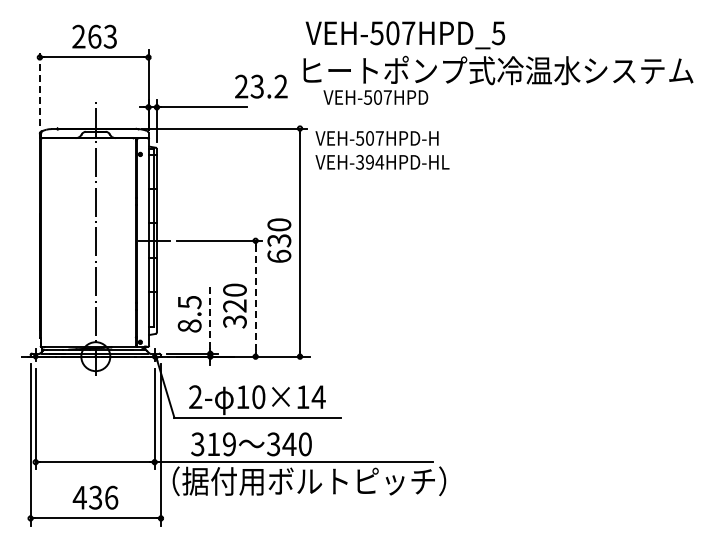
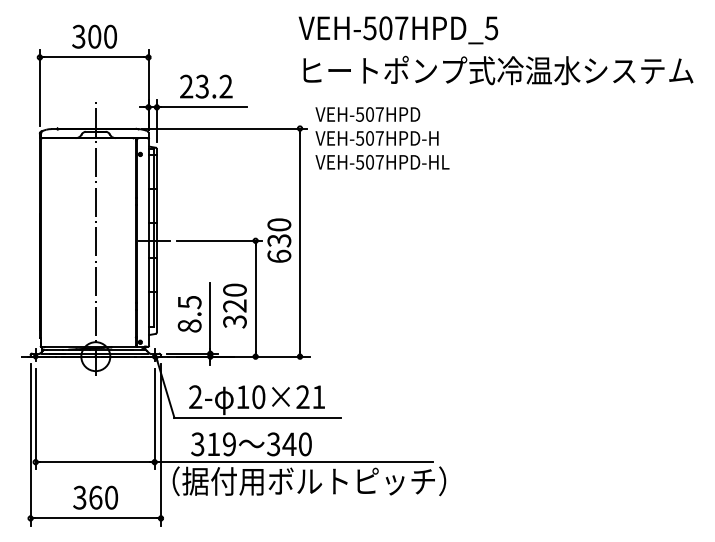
text position: (405, 35) -> (398, 30) (398, 30)
text: 263 -> 300 (94, 36)
text position: (261, 86) -> (206, 86) (206, 86)
line: dashed -> solid (39, 88)
text position: (375, 97) -> (367, 114) (367, 114)
text: VEH-394HPD-HL -> VEH-507HPD-HL (370, 161)
line: dashed -> solid (255, 298)
line: dashed -> solid (210, 315)
text: 10×14 -> 10×21 (310, 396)
text: 436 -> 360 (95, 497)
